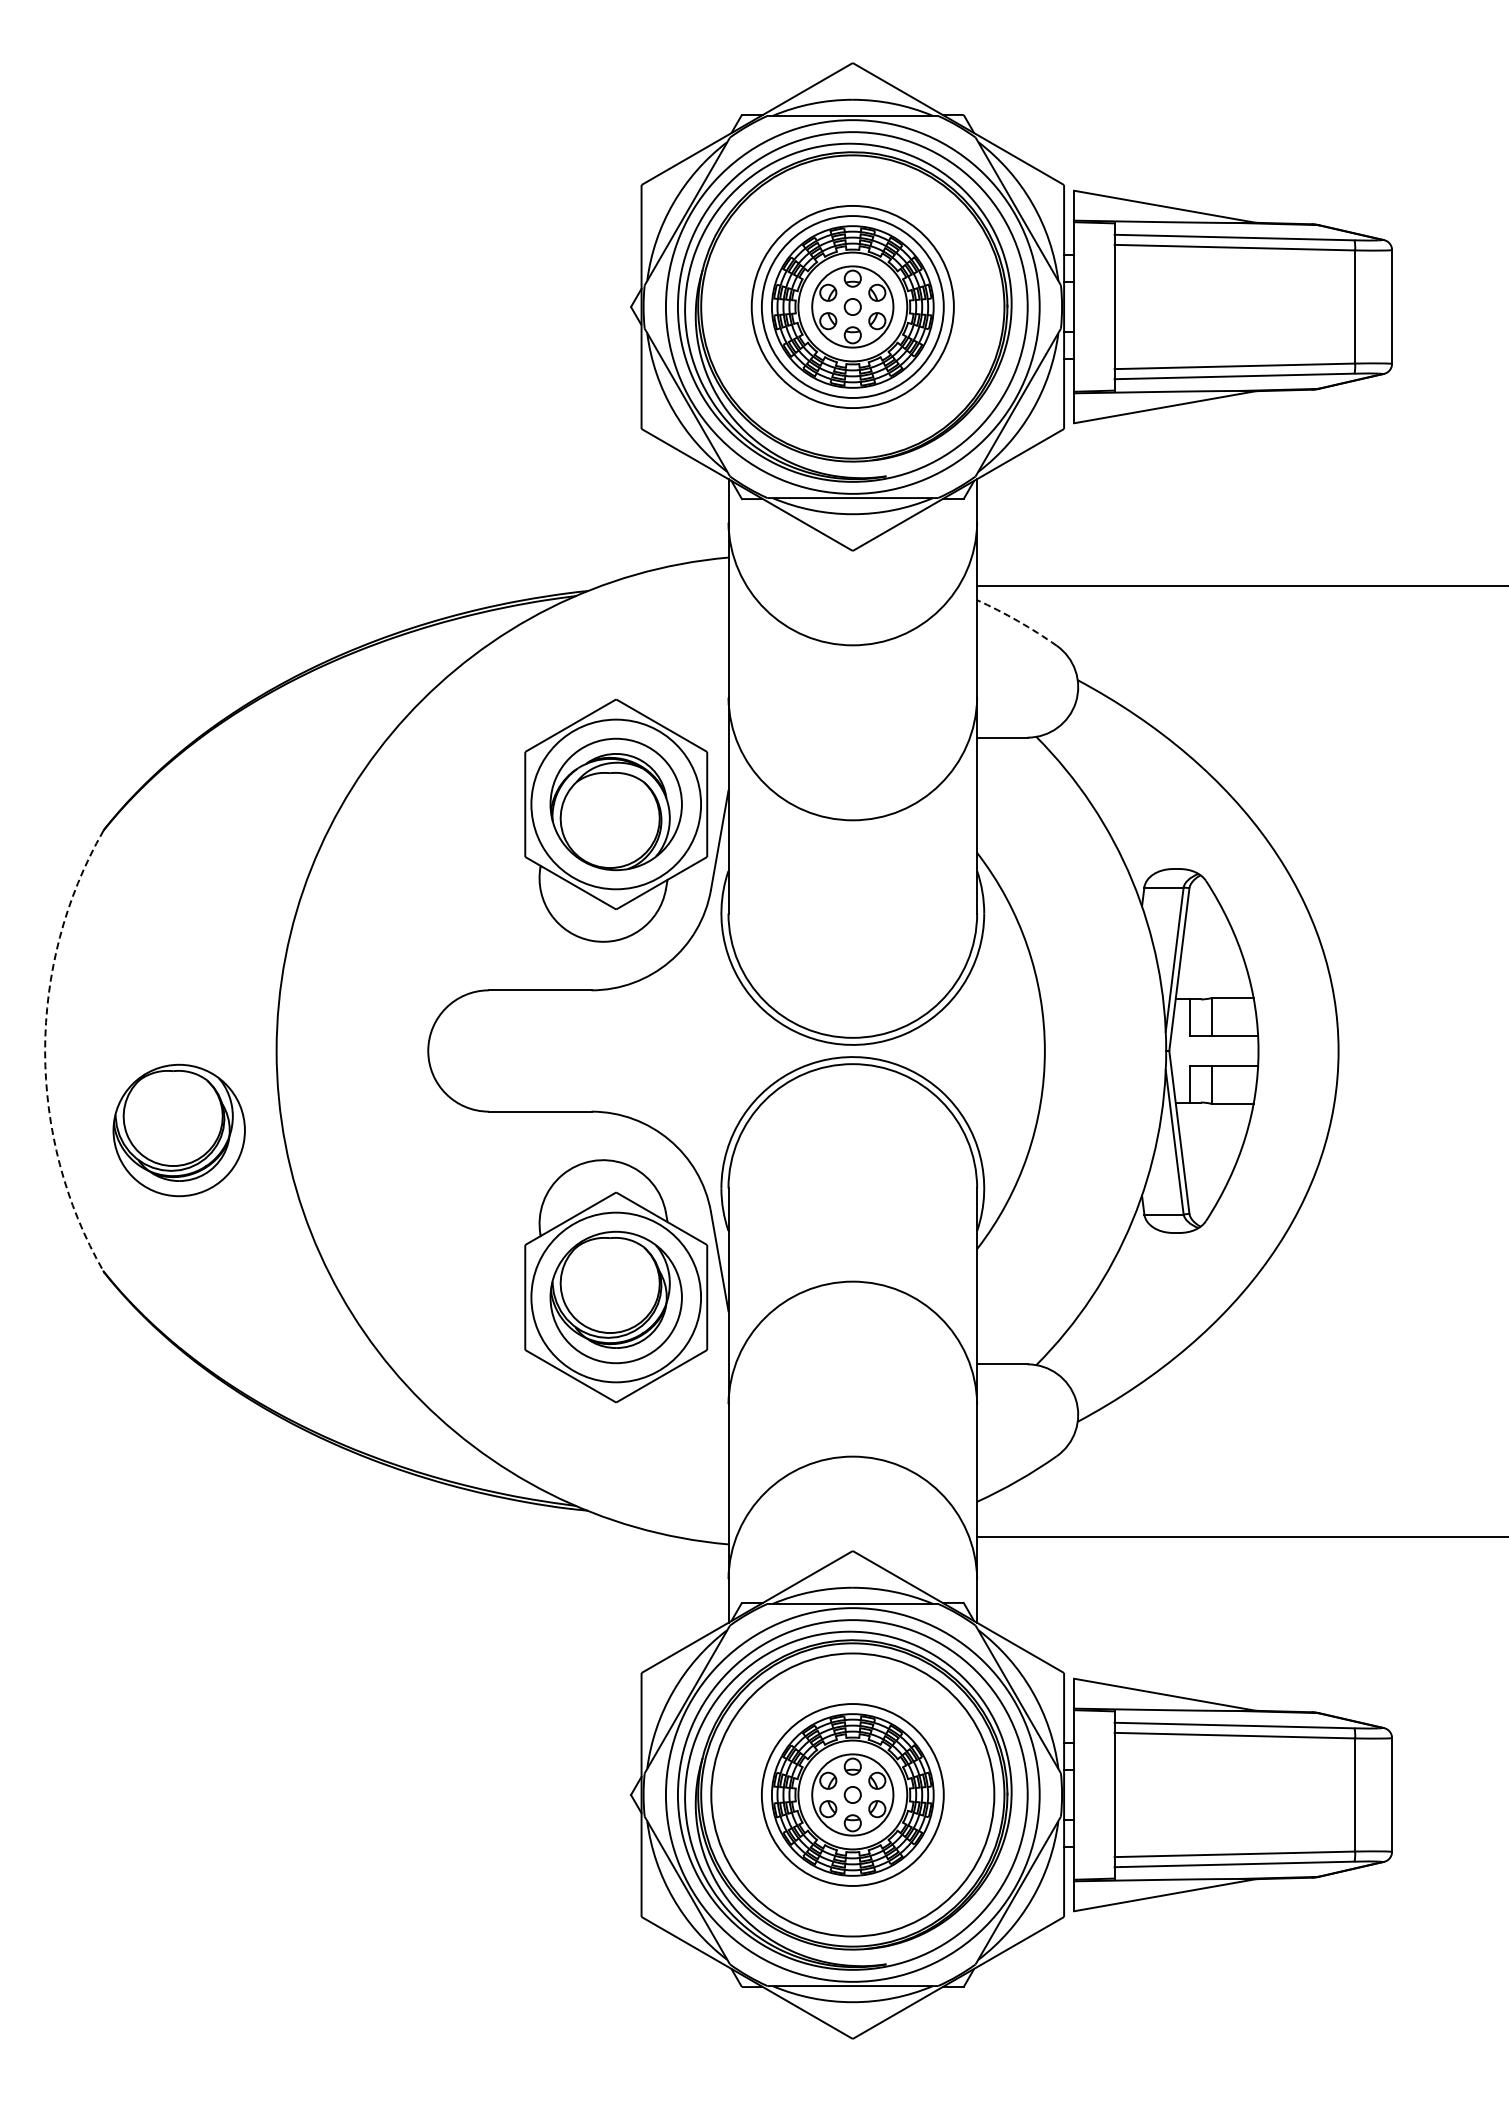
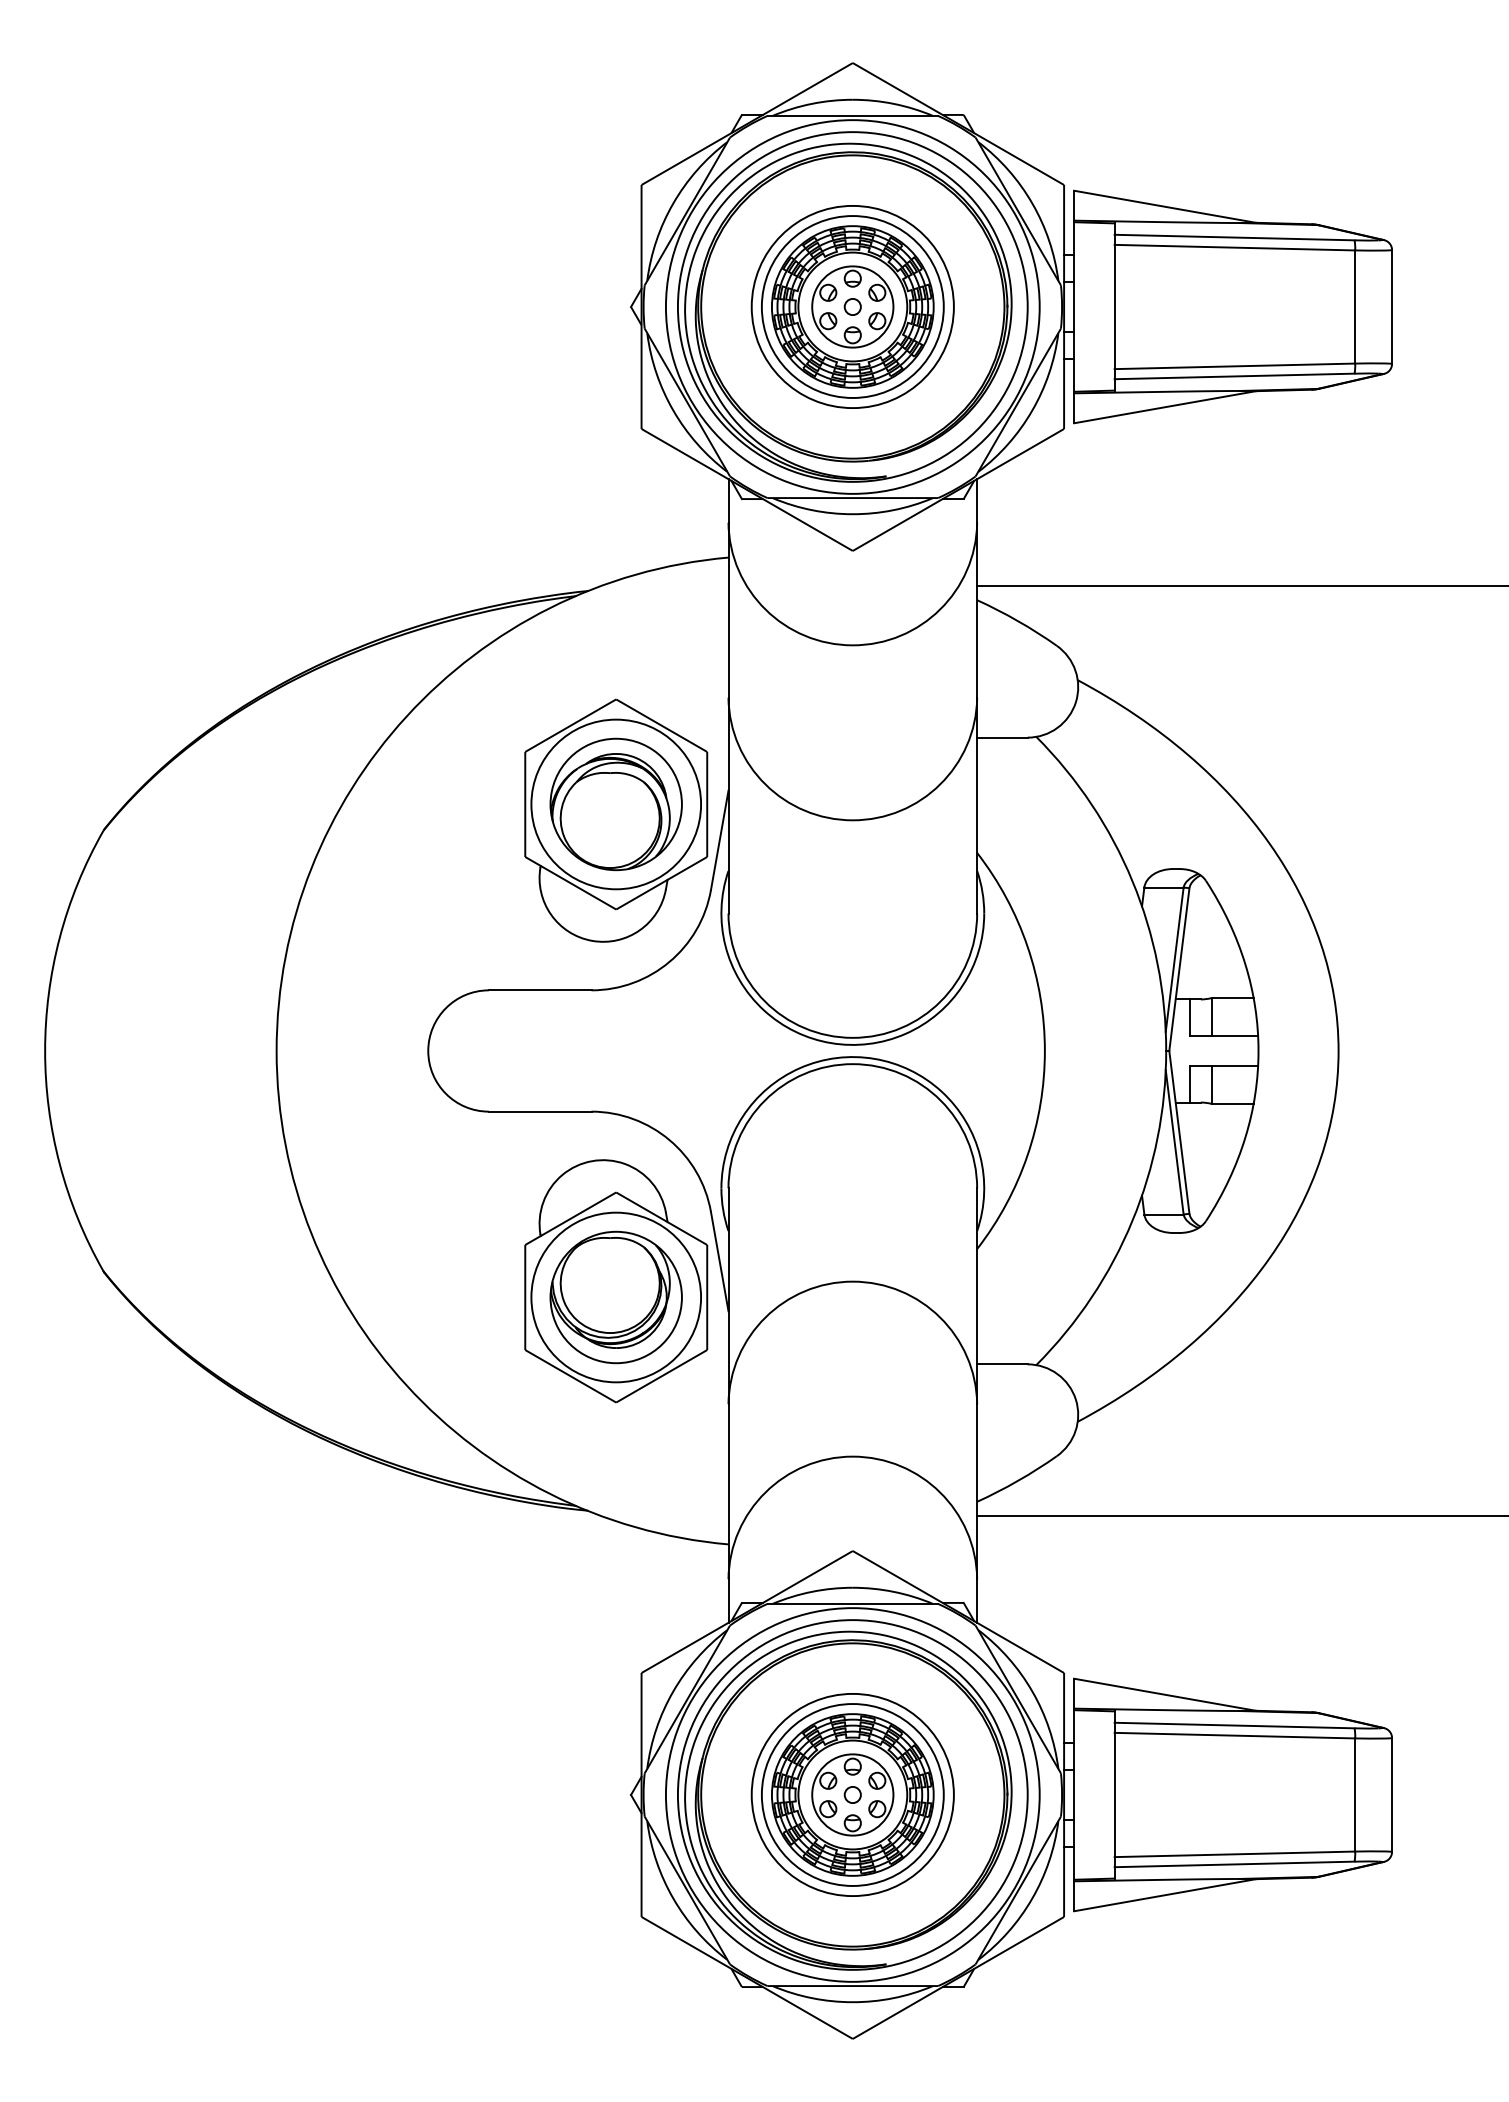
arc: dashed -> solid (1018, 621)
arc: dashed -> solid (45, 1051)
part: present -> none (178, 1130)
line position: (1241, 1537) -> (1241, 1516) (1241, 1516)
circle diameter: 283 px -> 202 px (852, 1794)
